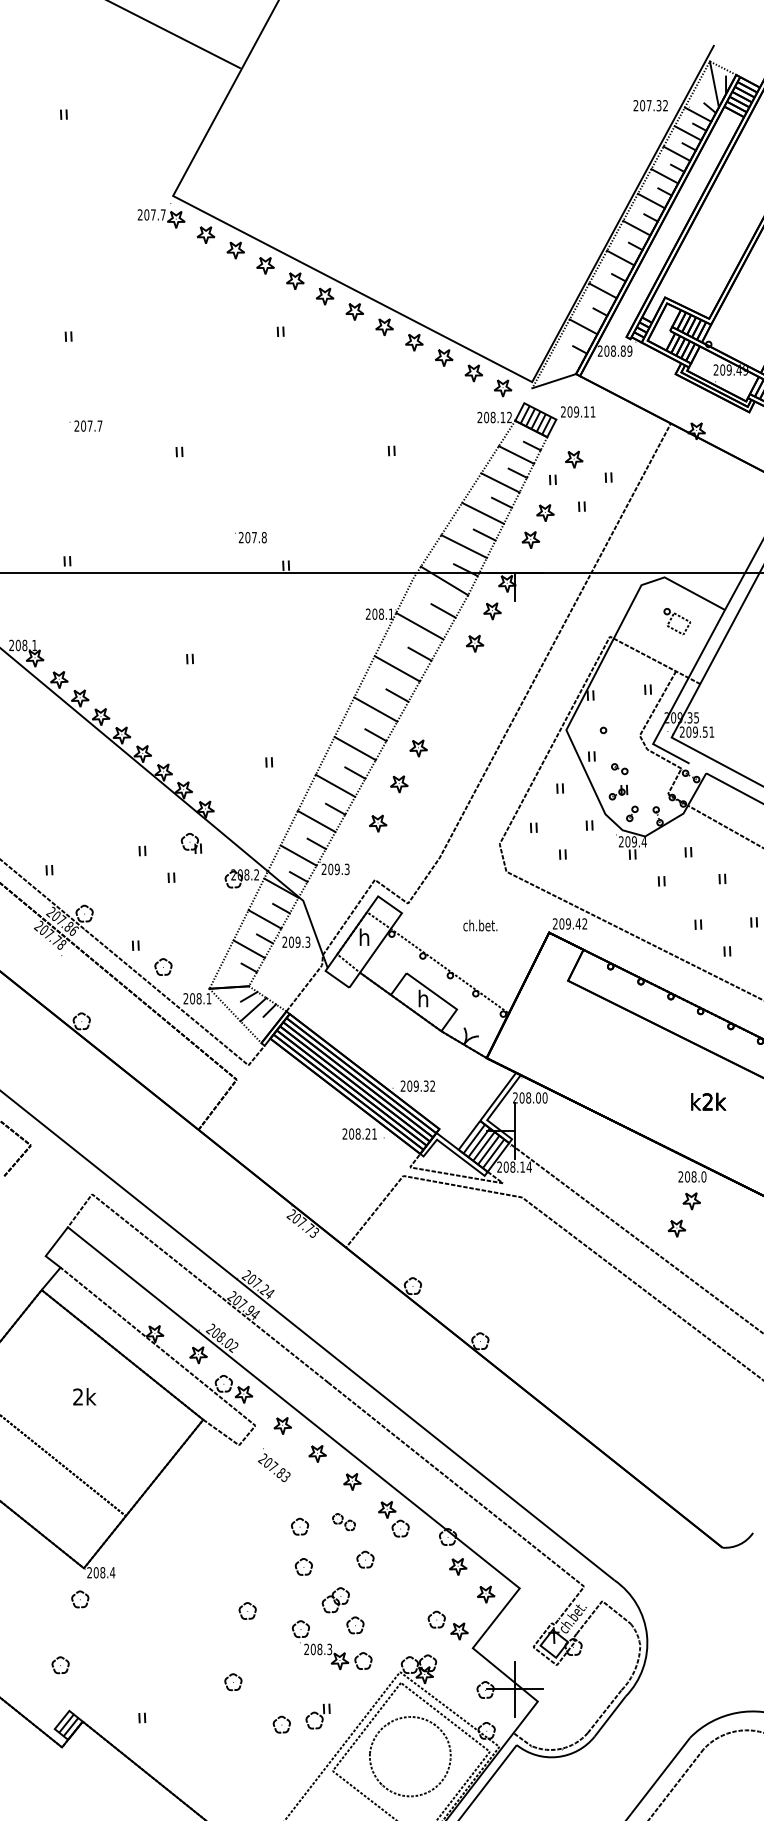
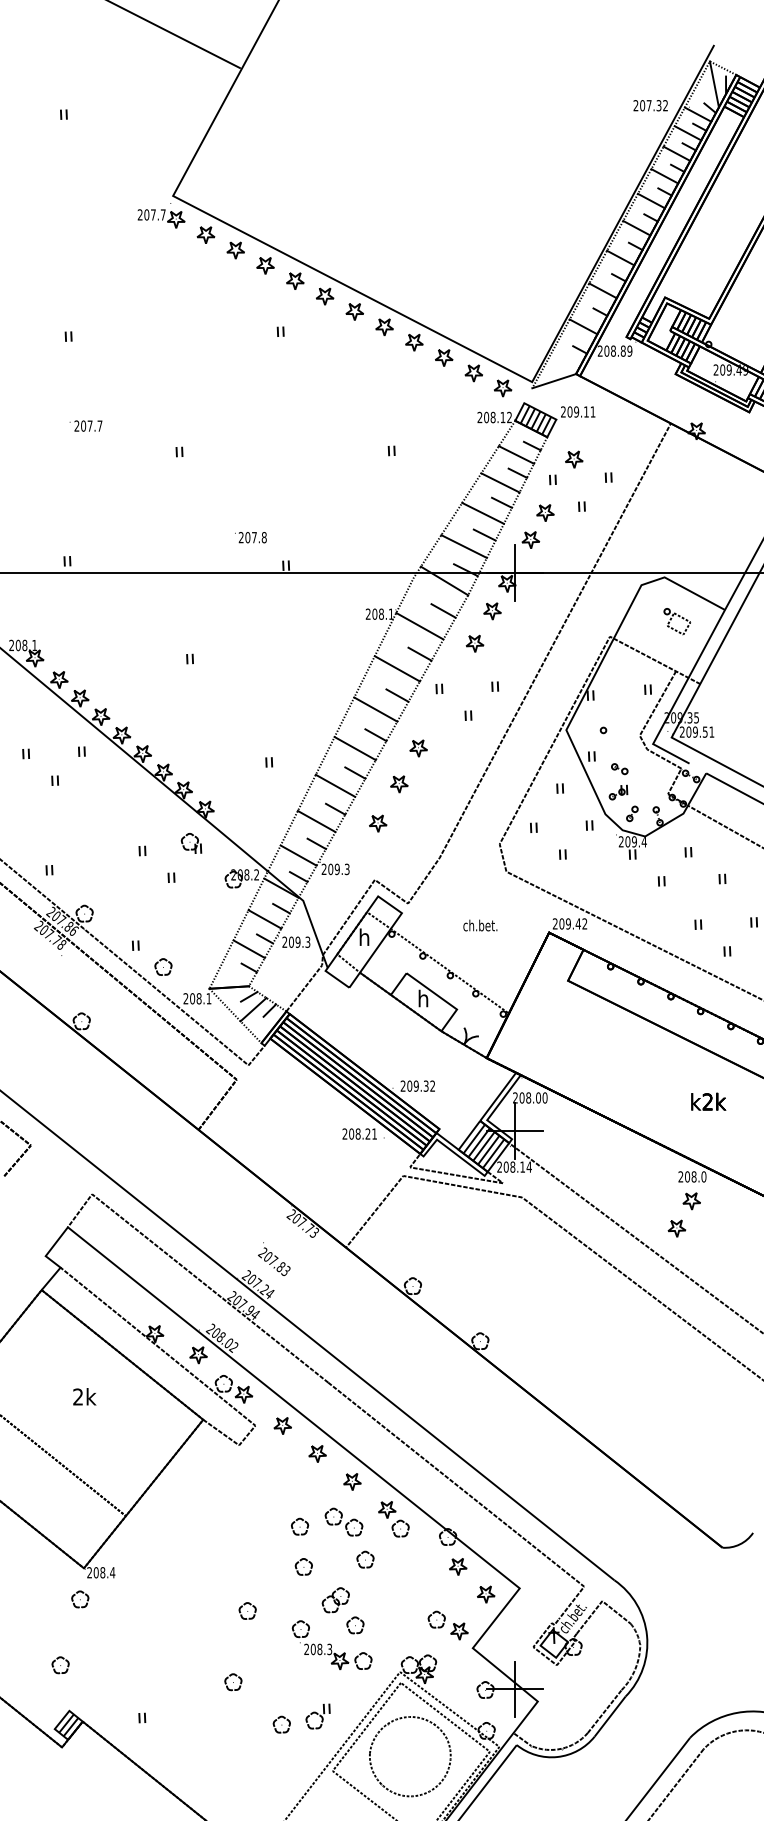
line: none -> present (515, 558)
part: none -> present (466, 710)
part: none -> present (52, 775)
line: none -> present (529, 1131)
text position: (274, 1464) -> (274, 1258) (274, 1258)
part size: 24x18 px -> 40x30 px (343, 1521)
